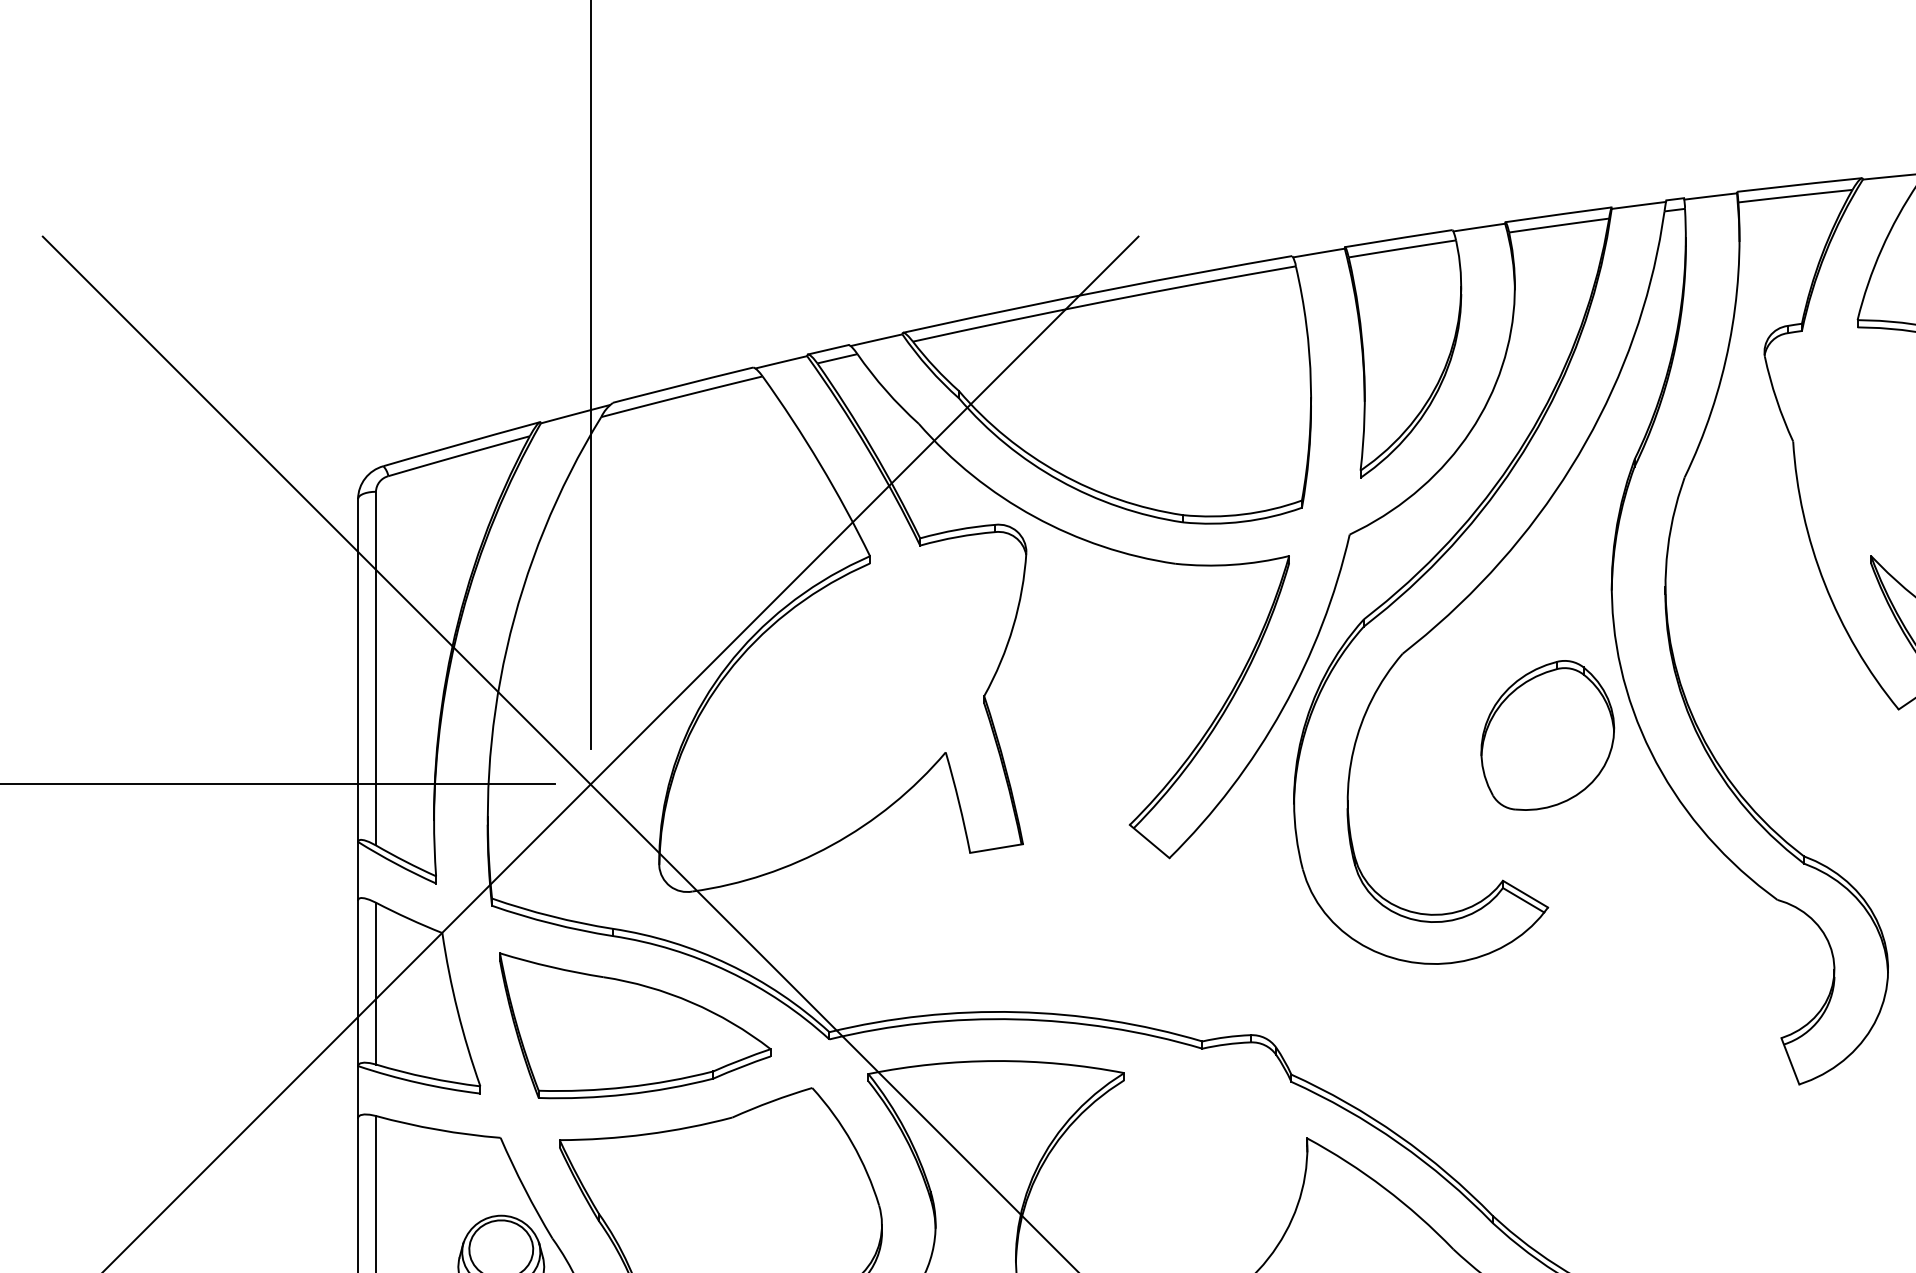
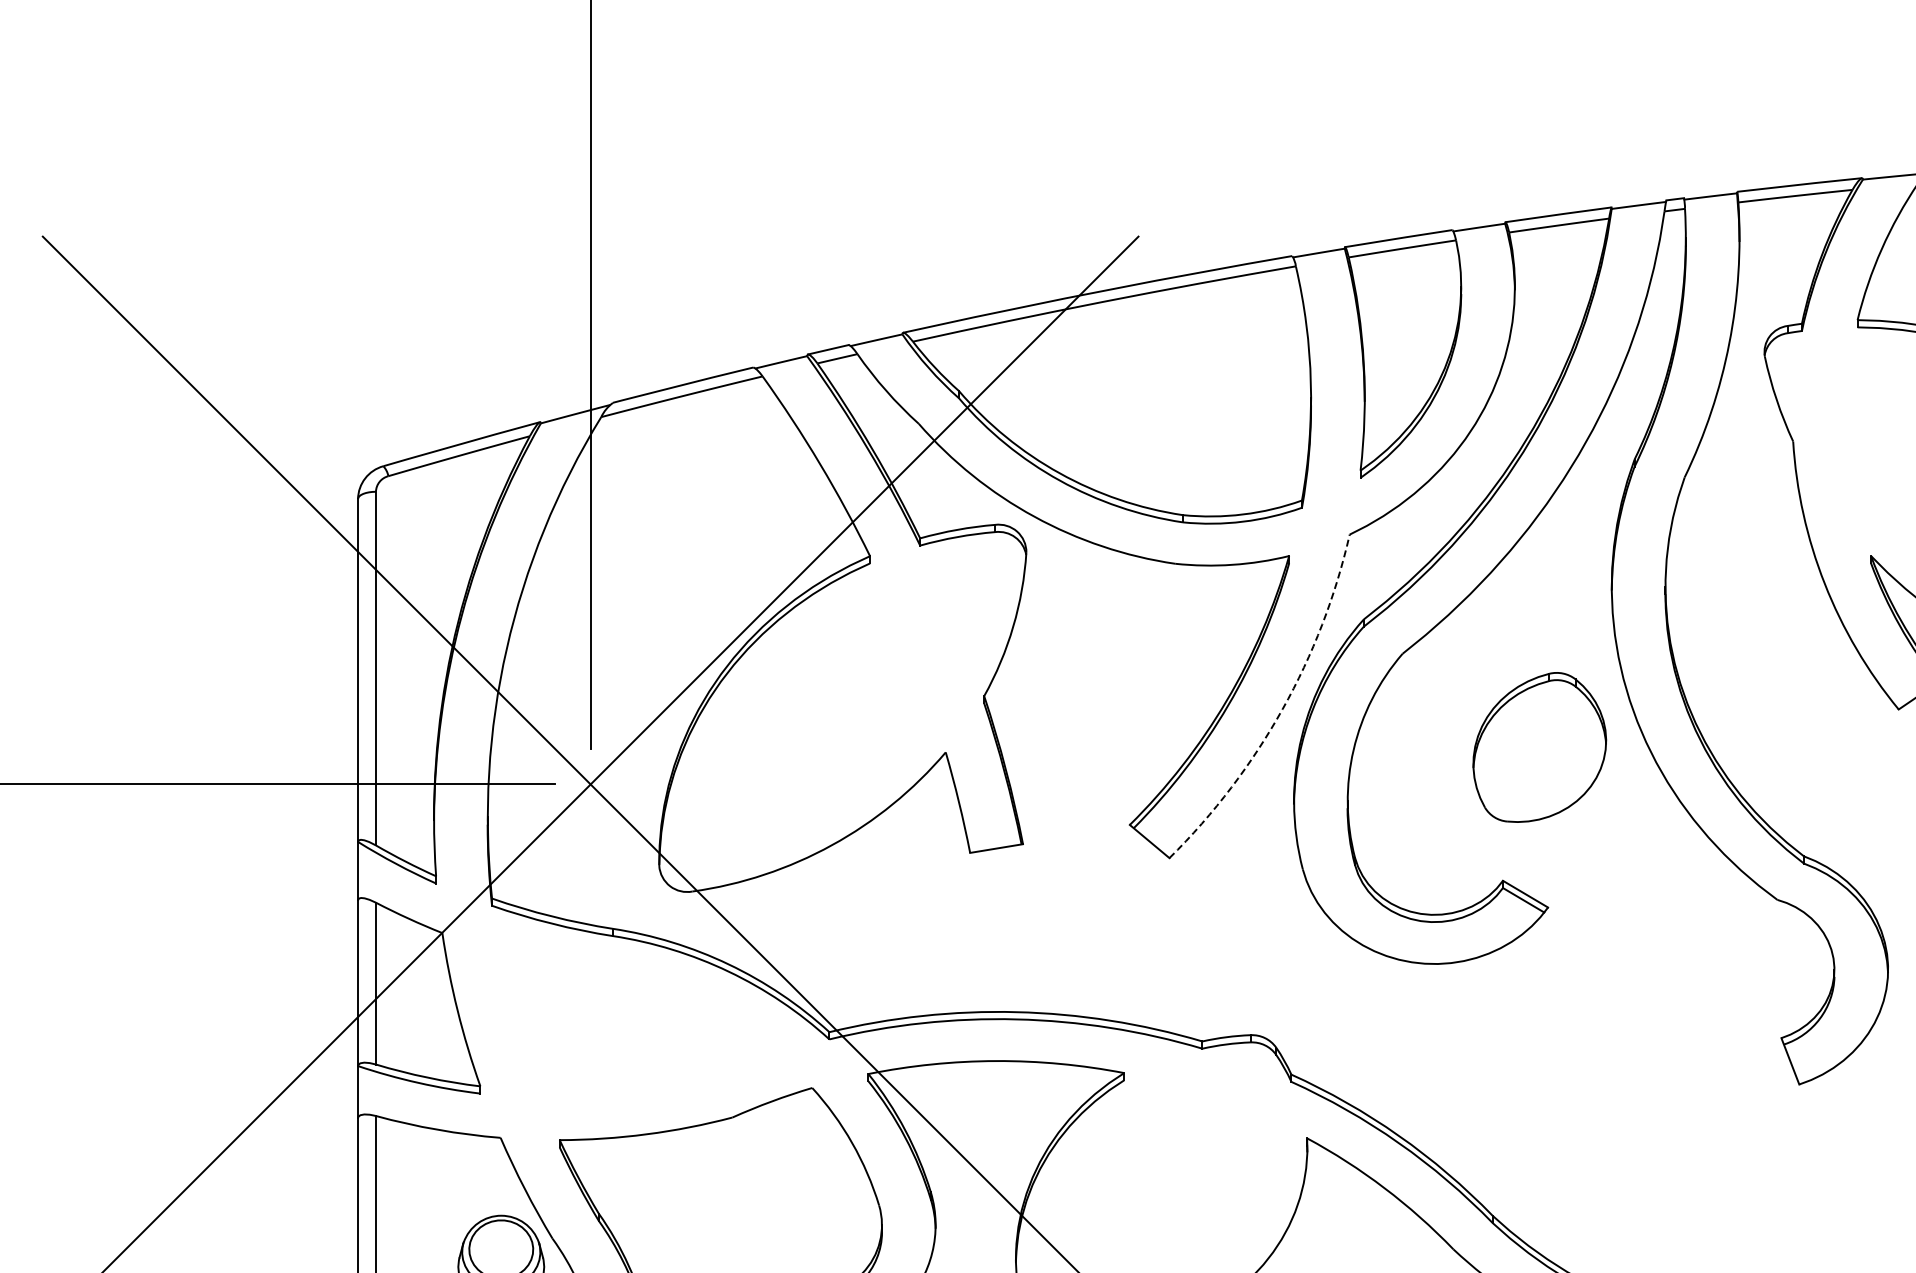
arc: solid -> dashed (1282, 709)
part position: (1547, 735) -> (1539, 747) (1539, 747)
part: present -> none (635, 1025)
